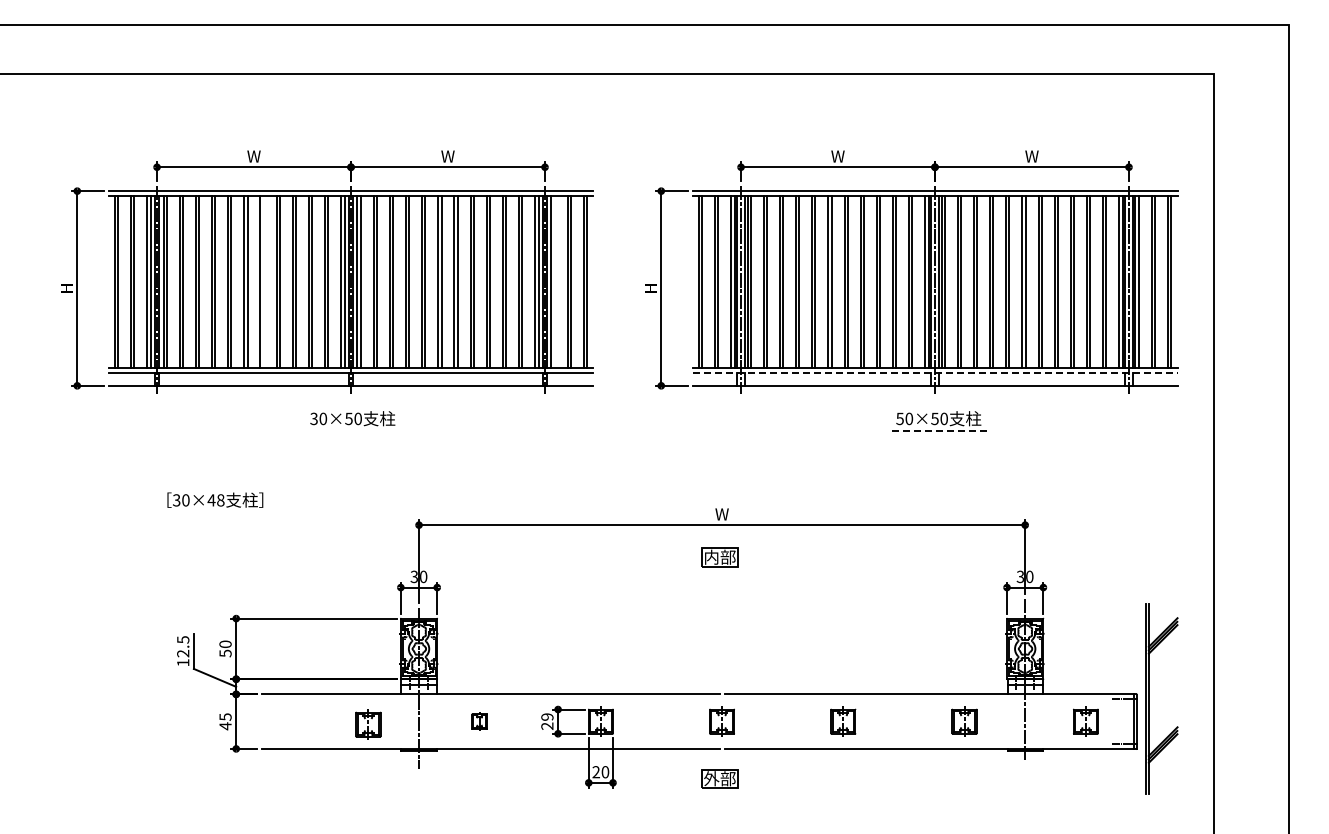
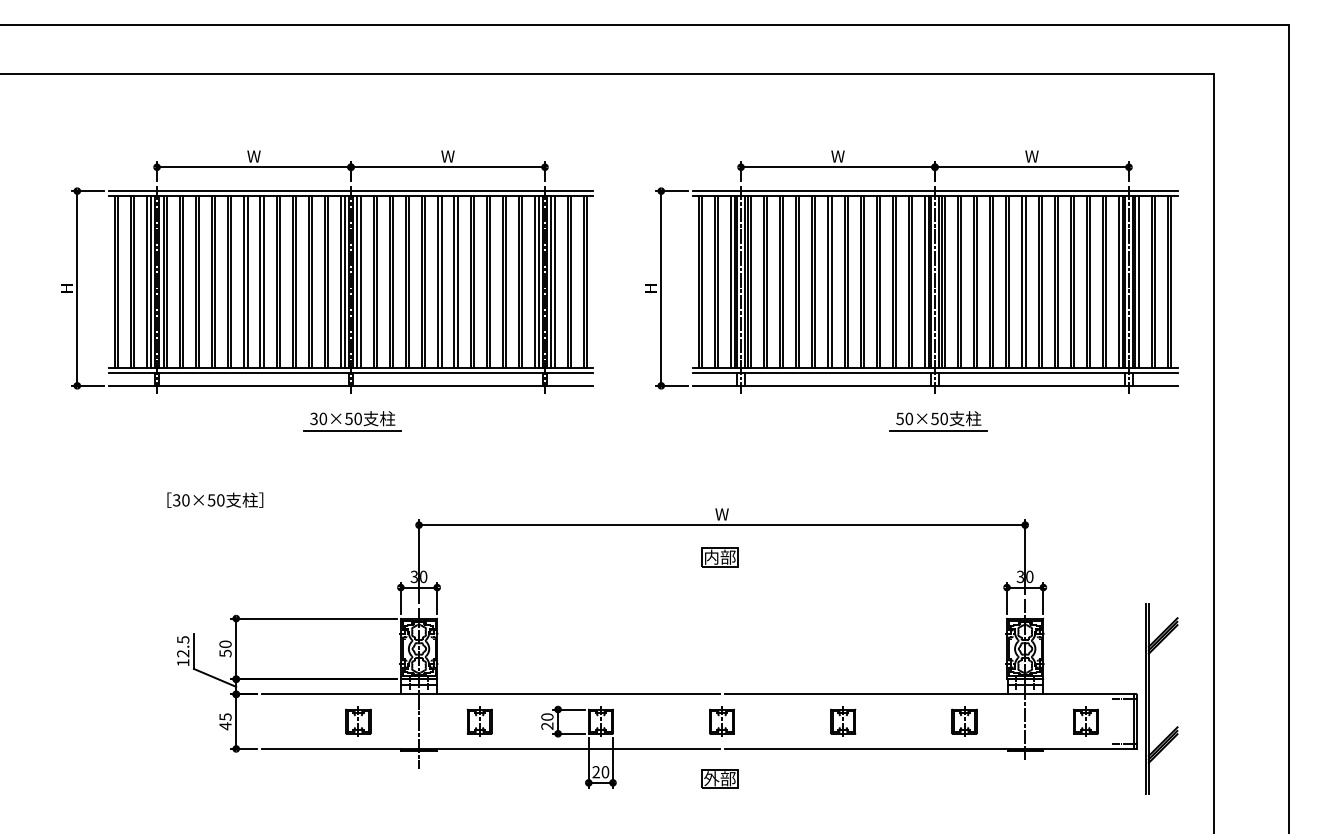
line: none -> present (263, 281)
line: none -> present (554, 281)
line: dashed -> solid (935, 372)
line: none -> present (352, 431)
line: dashed -> solid (938, 431)
text: 30×48 -> 30×50 (215, 500)
text: 29 -> 20 (547, 716)
part size: 17x19 px -> 27x31 px (479, 721)
part position: (368, 724) -> (358, 721) (358, 721)
